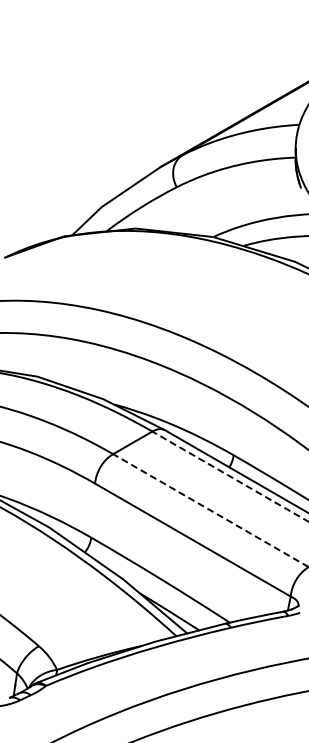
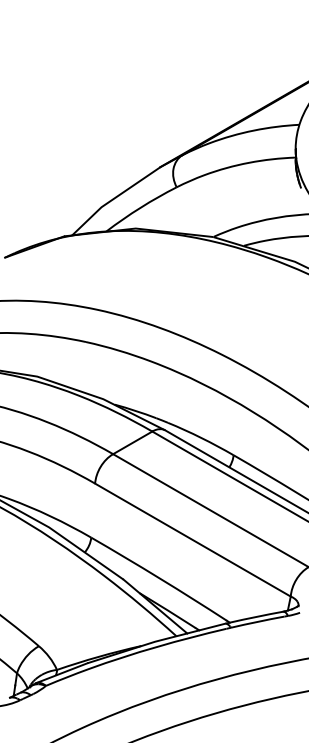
line: dashed -> solid (230, 476)
line: dashed -> solid (210, 510)
